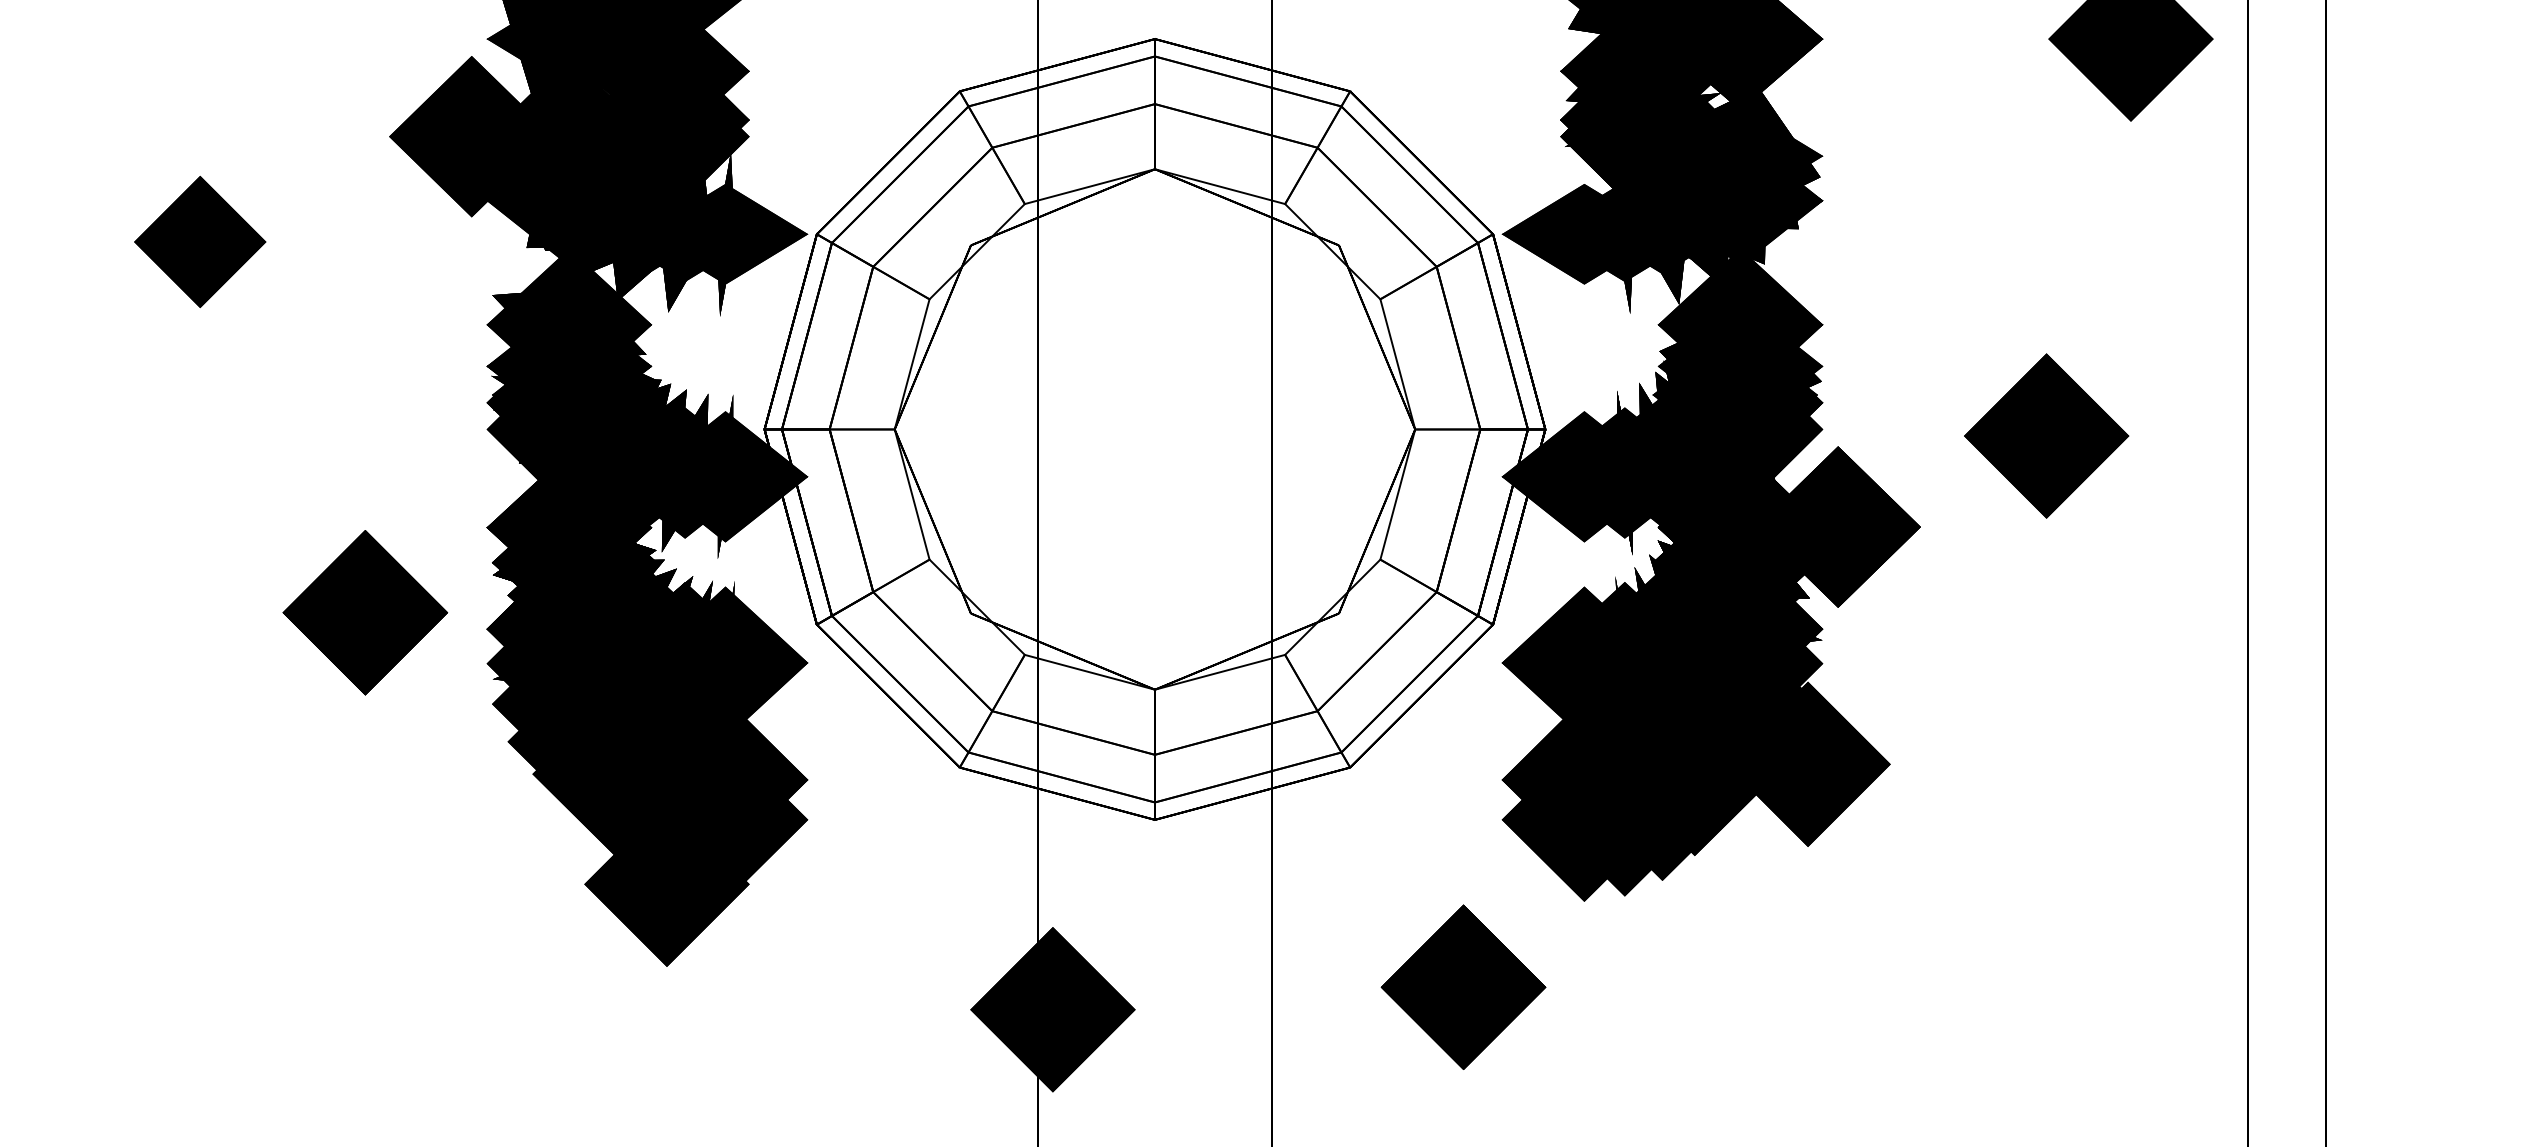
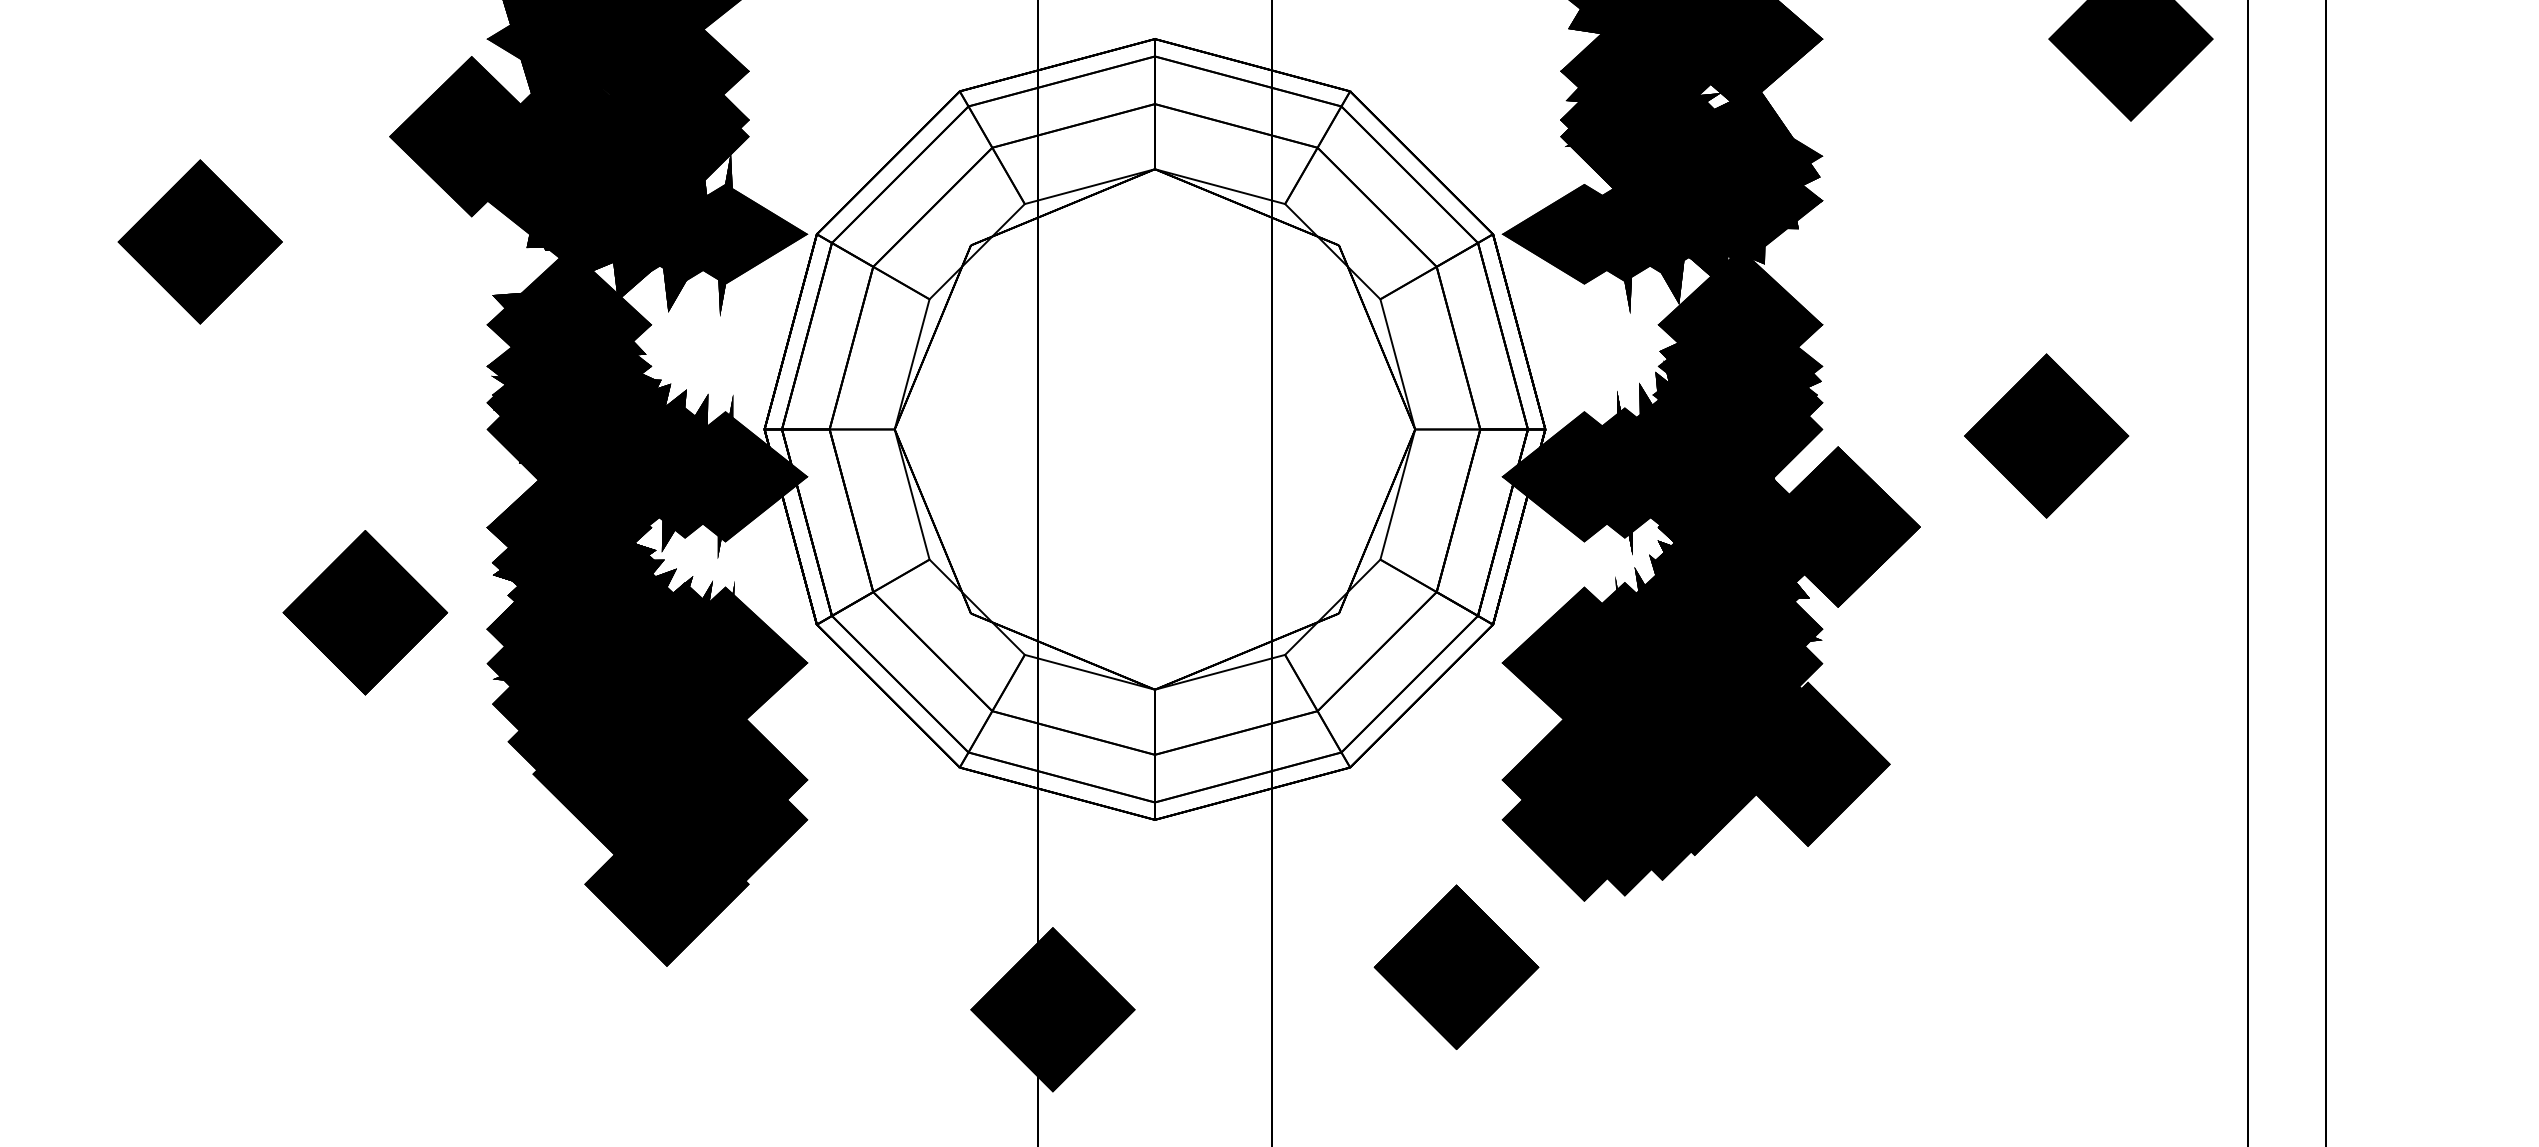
part size: 133x133 px -> 166x166 px (199, 241)
part position: (1463, 986) -> (1456, 966) (1456, 966)
